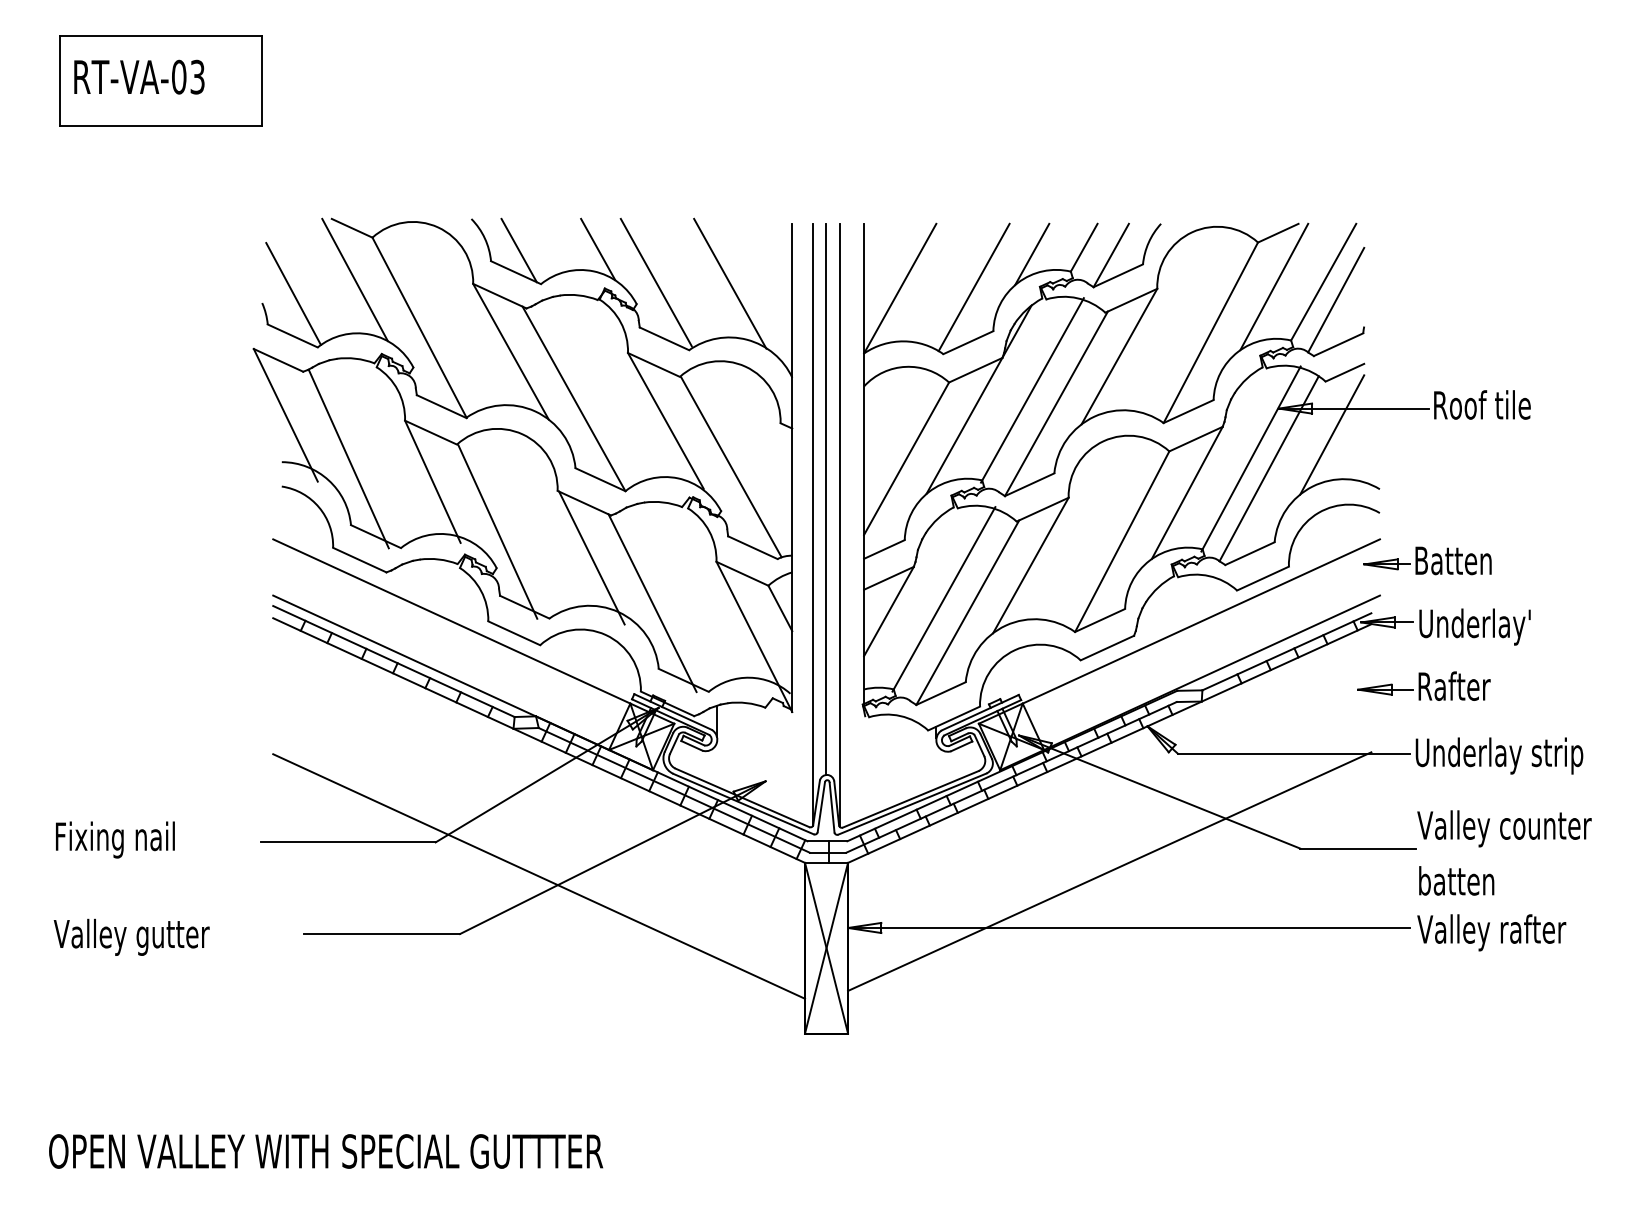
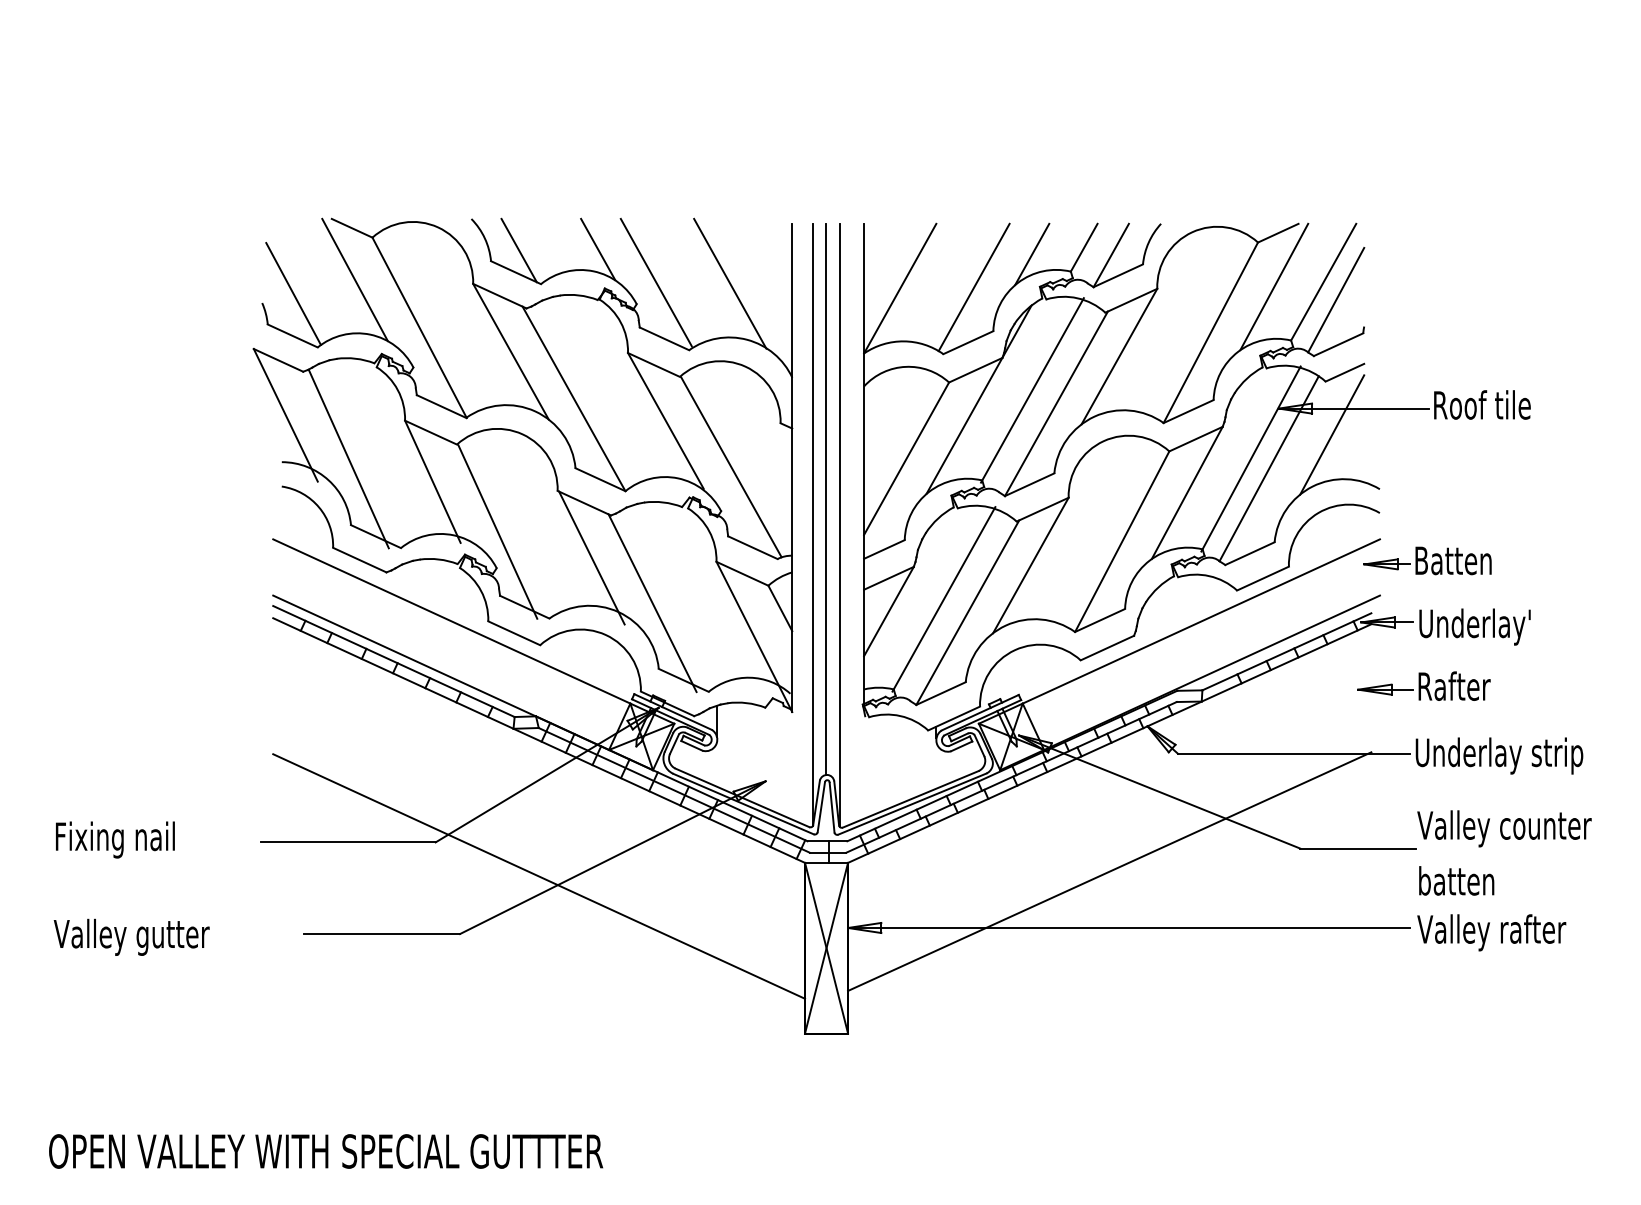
part: present -> none (160, 80)
